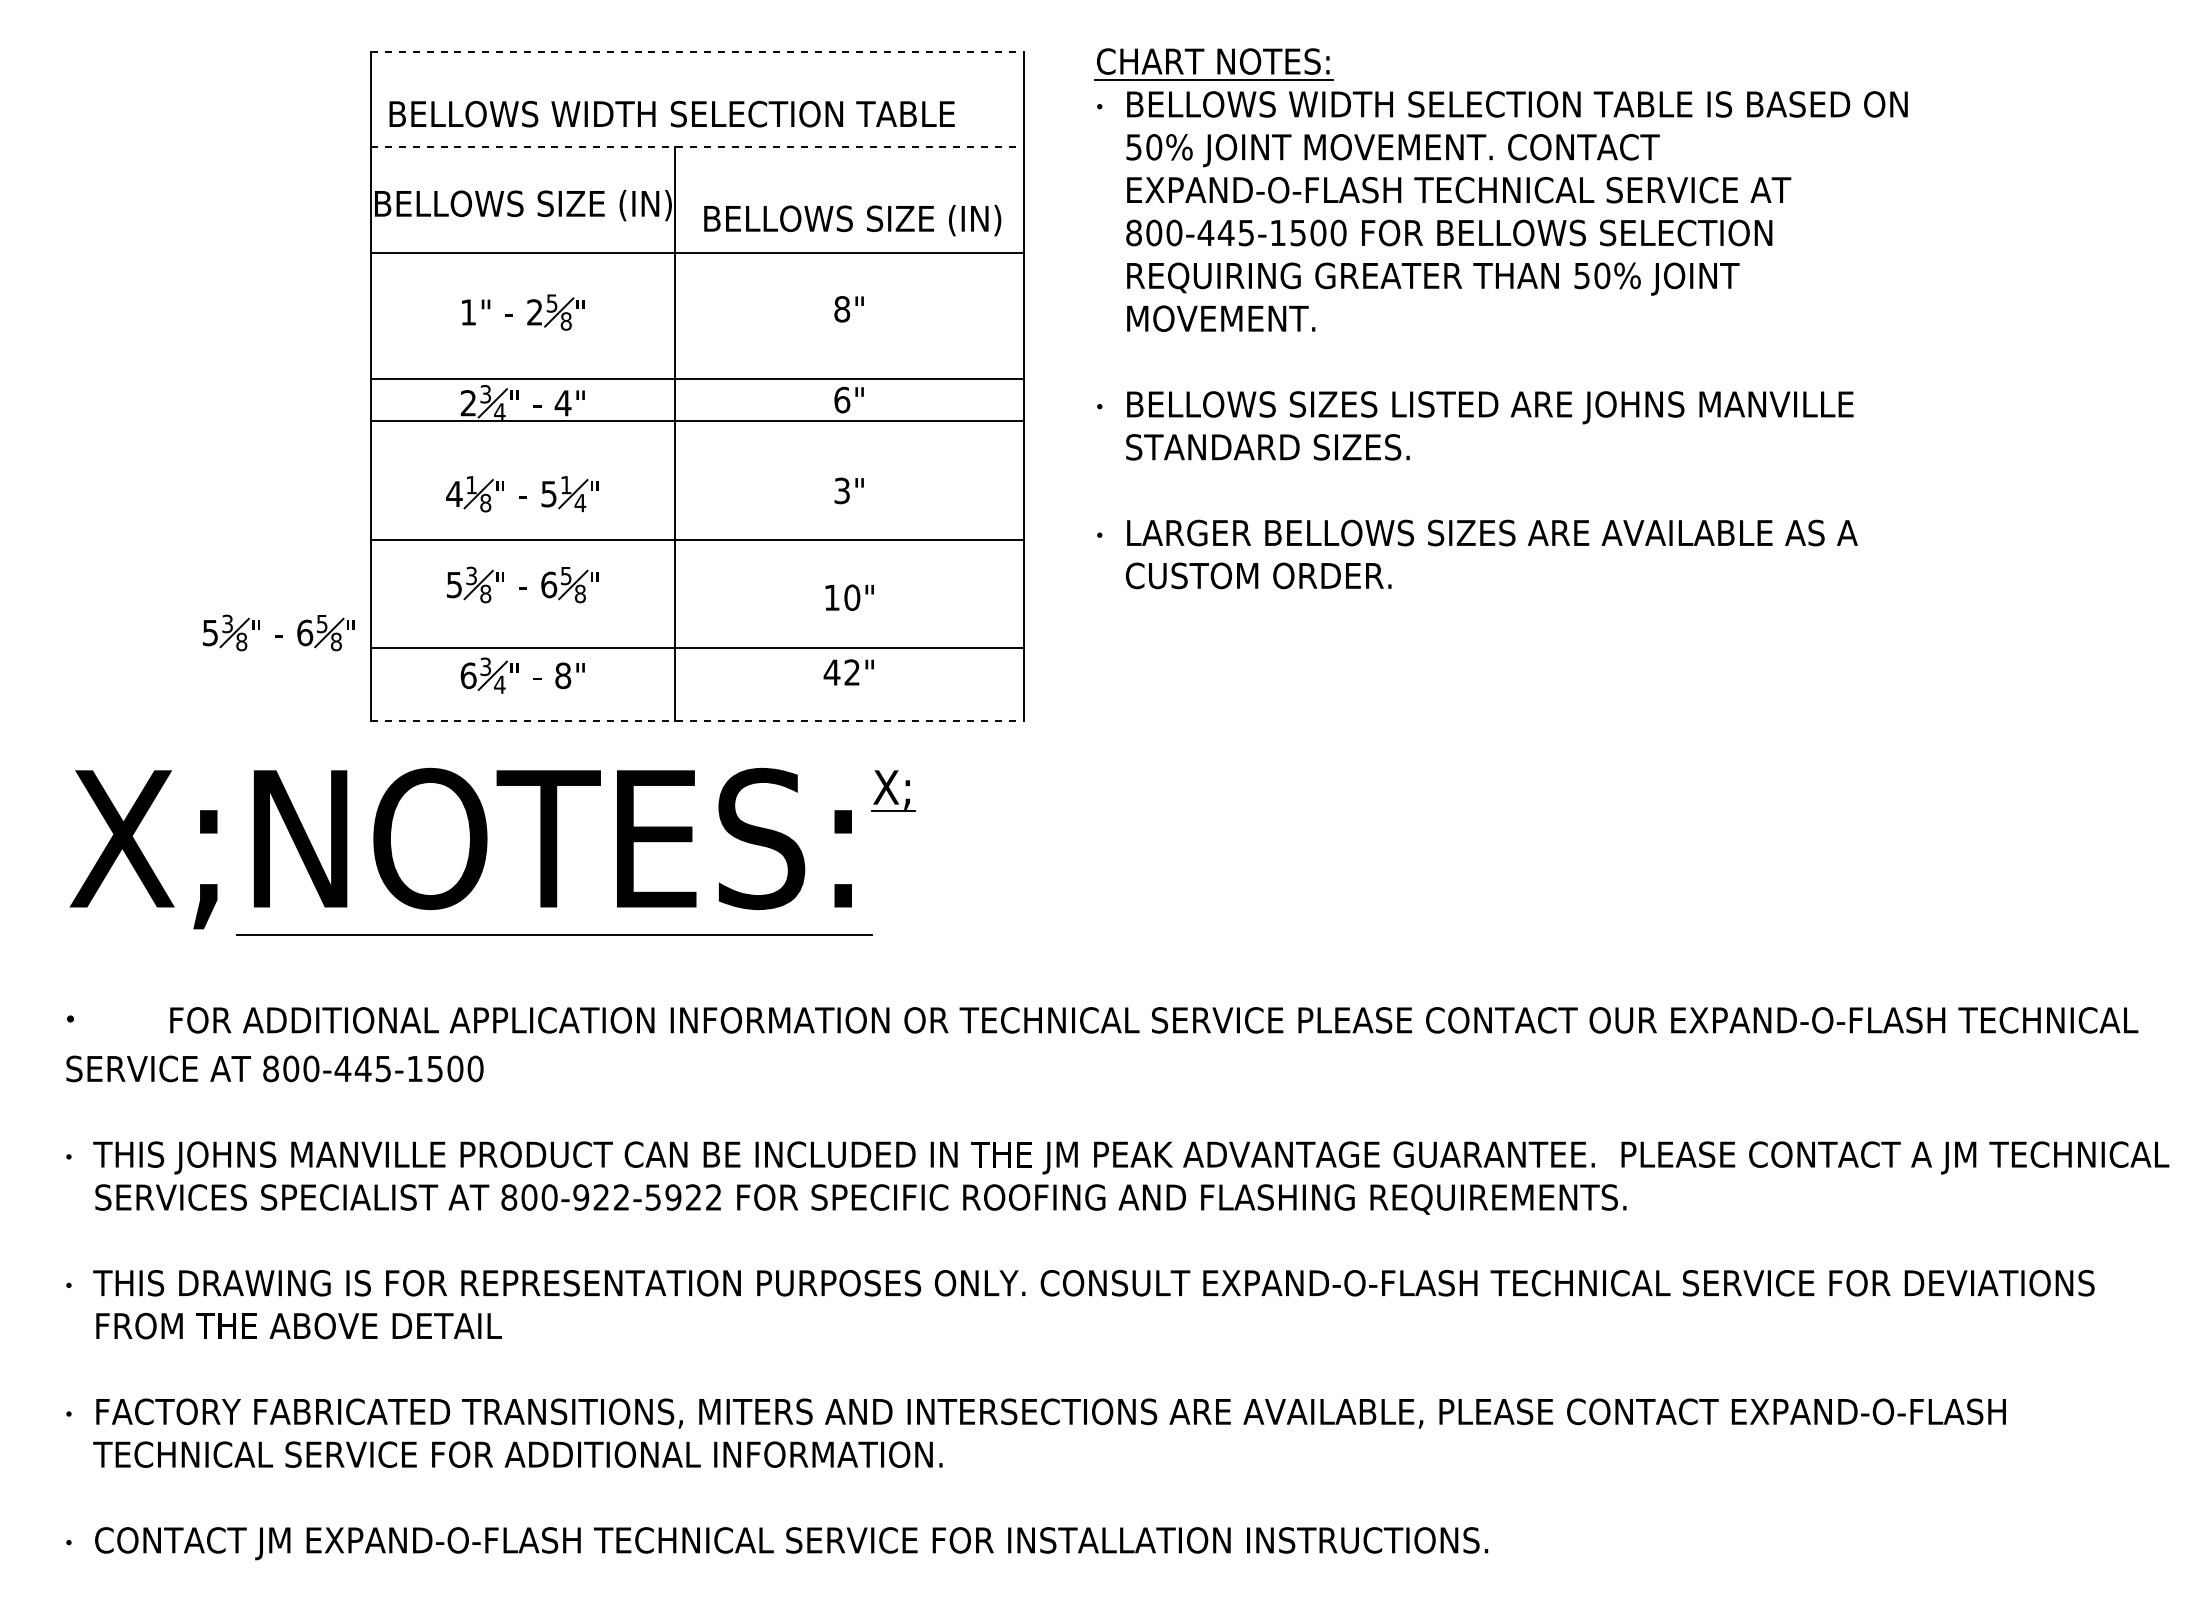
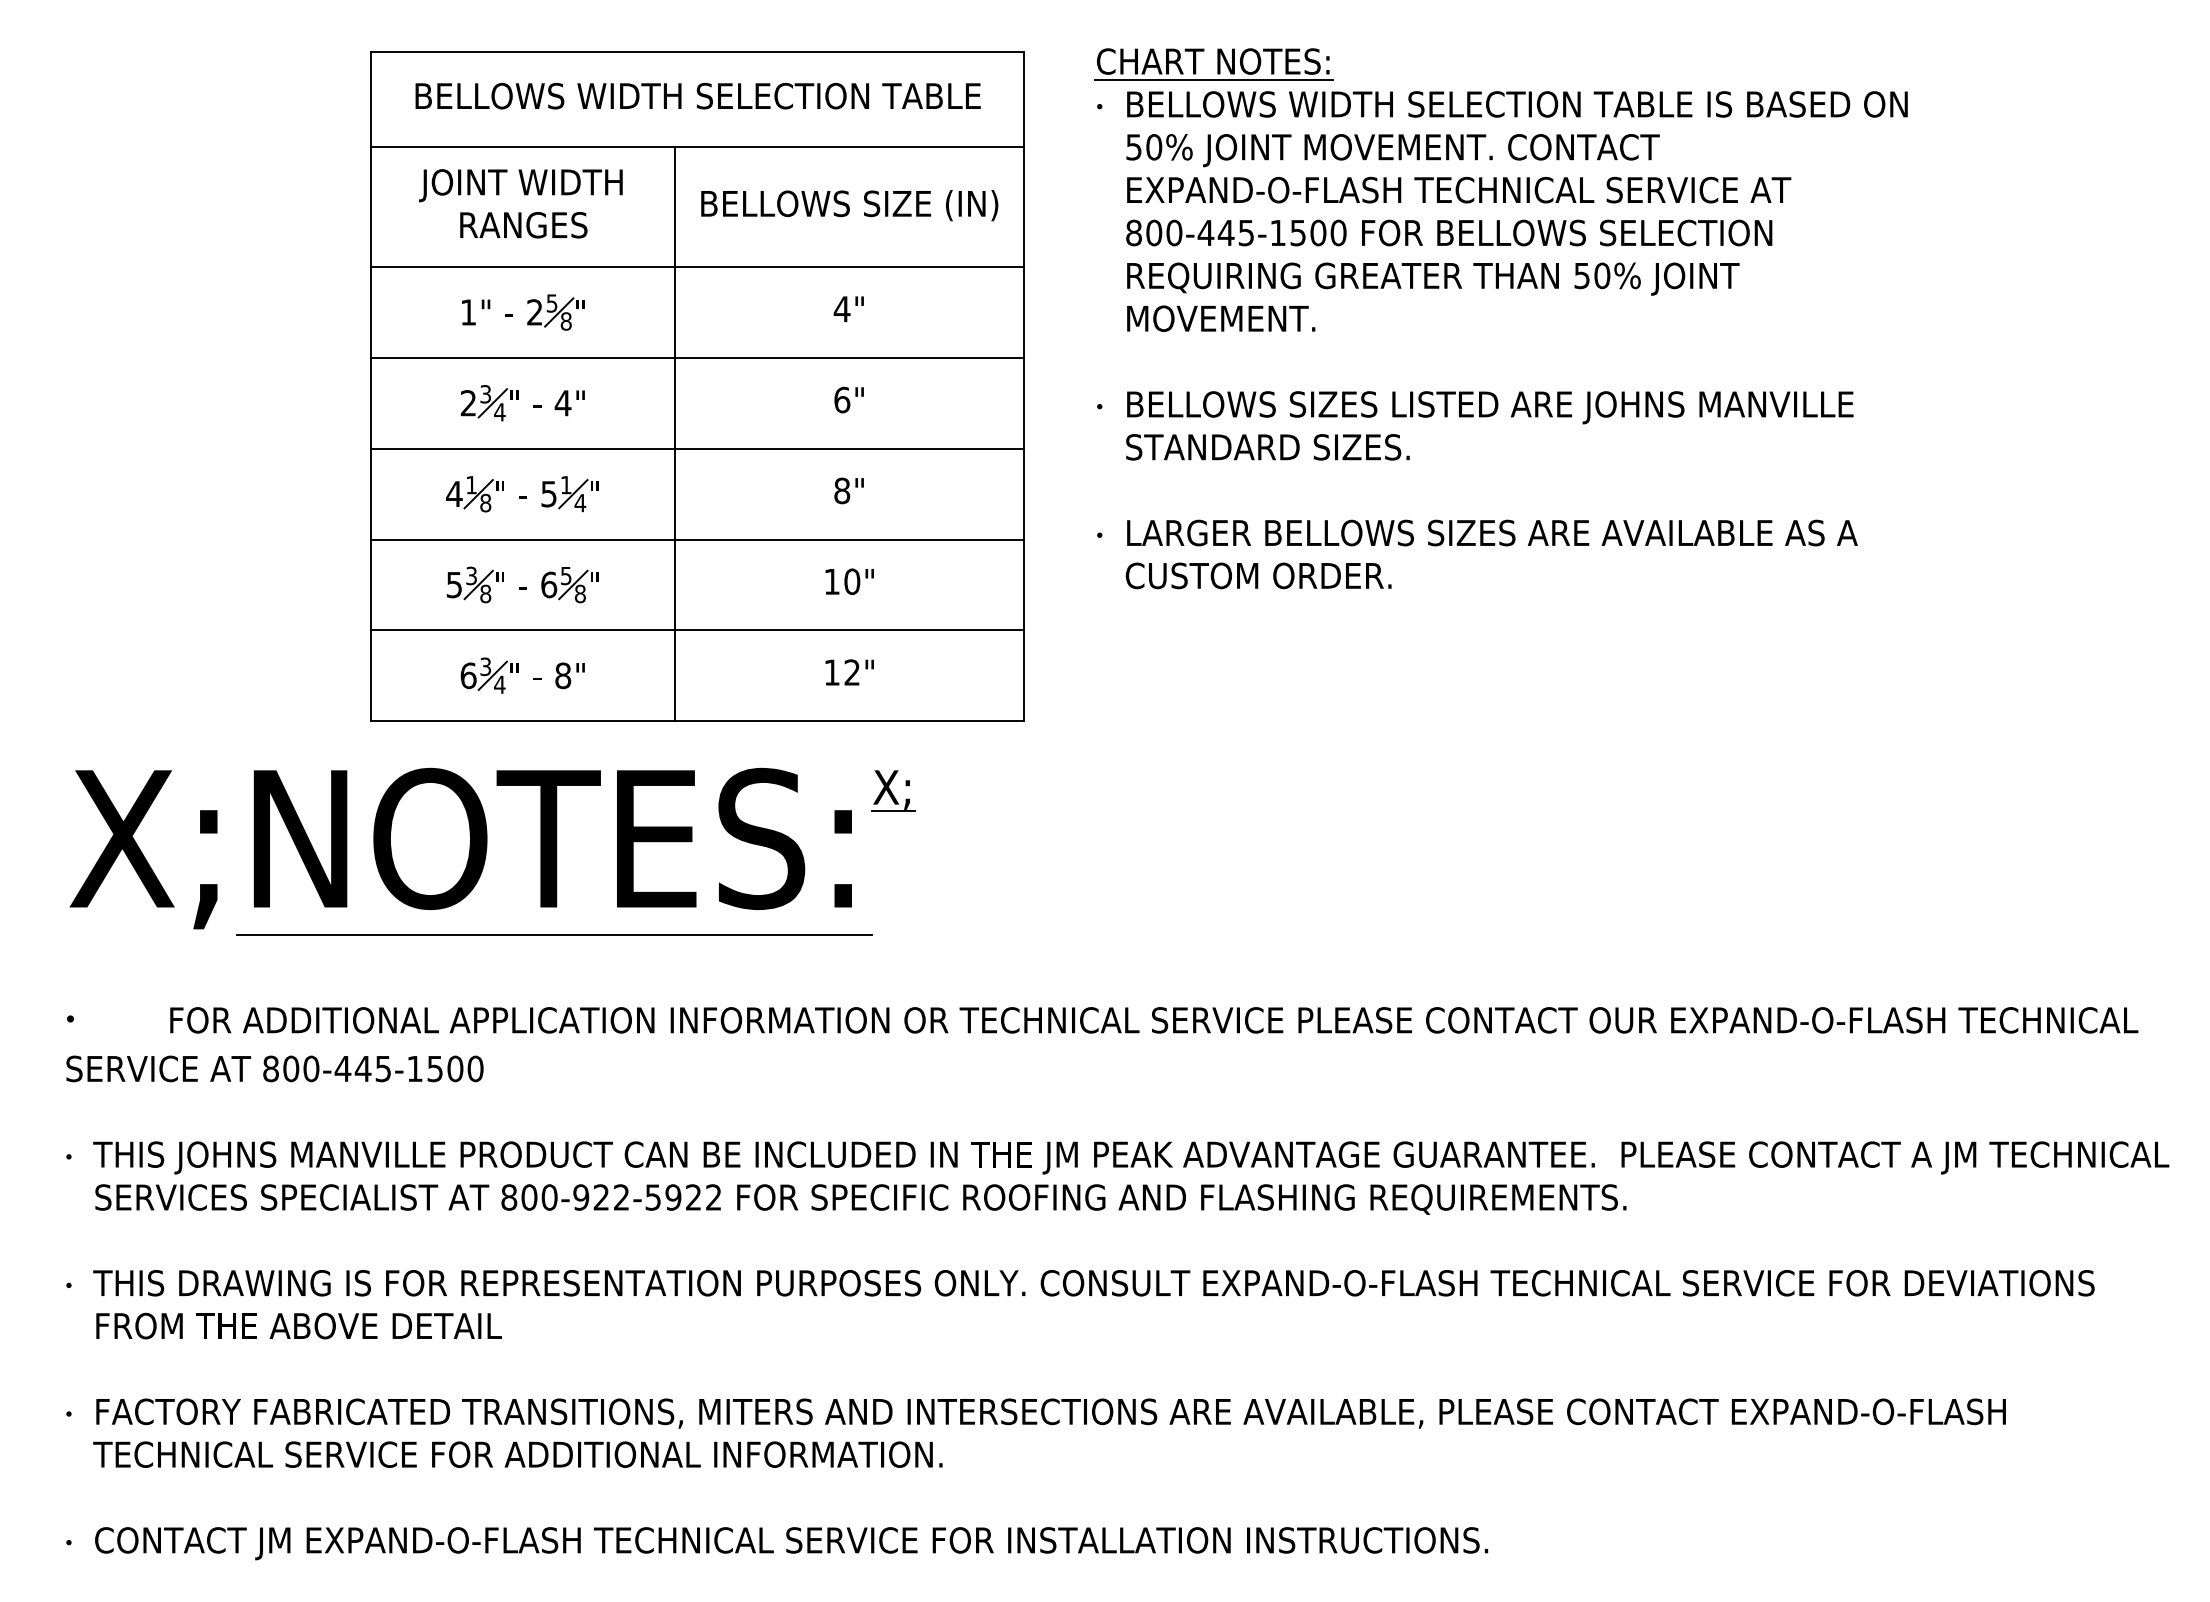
line: dashed -> solid (698, 51)
text position: (671, 113) -> (697, 95) (697, 95)
line: dashed -> solid (698, 146)
text: BELLOWS SIZE (IN) -> JOINT WIDTH RANGES (523, 203)
text position: (852, 220) -> (849, 205) (849, 205)
line position: (697, 253) -> (697, 267) (697, 267)
text: 8" -> 4" (841, 309)
line position: (697, 378) -> (697, 357) (697, 357)
line position: (697, 420) -> (697, 448) (697, 448)
text: 3" -> 8" (842, 490)
text position: (849, 597) -> (849, 581) (849, 581)
part: present -> none (278, 632)
line position: (697, 648) -> (697, 630) (697, 630)
text: 42" -> 12" (831, 672)
line: dashed -> solid (698, 721)
